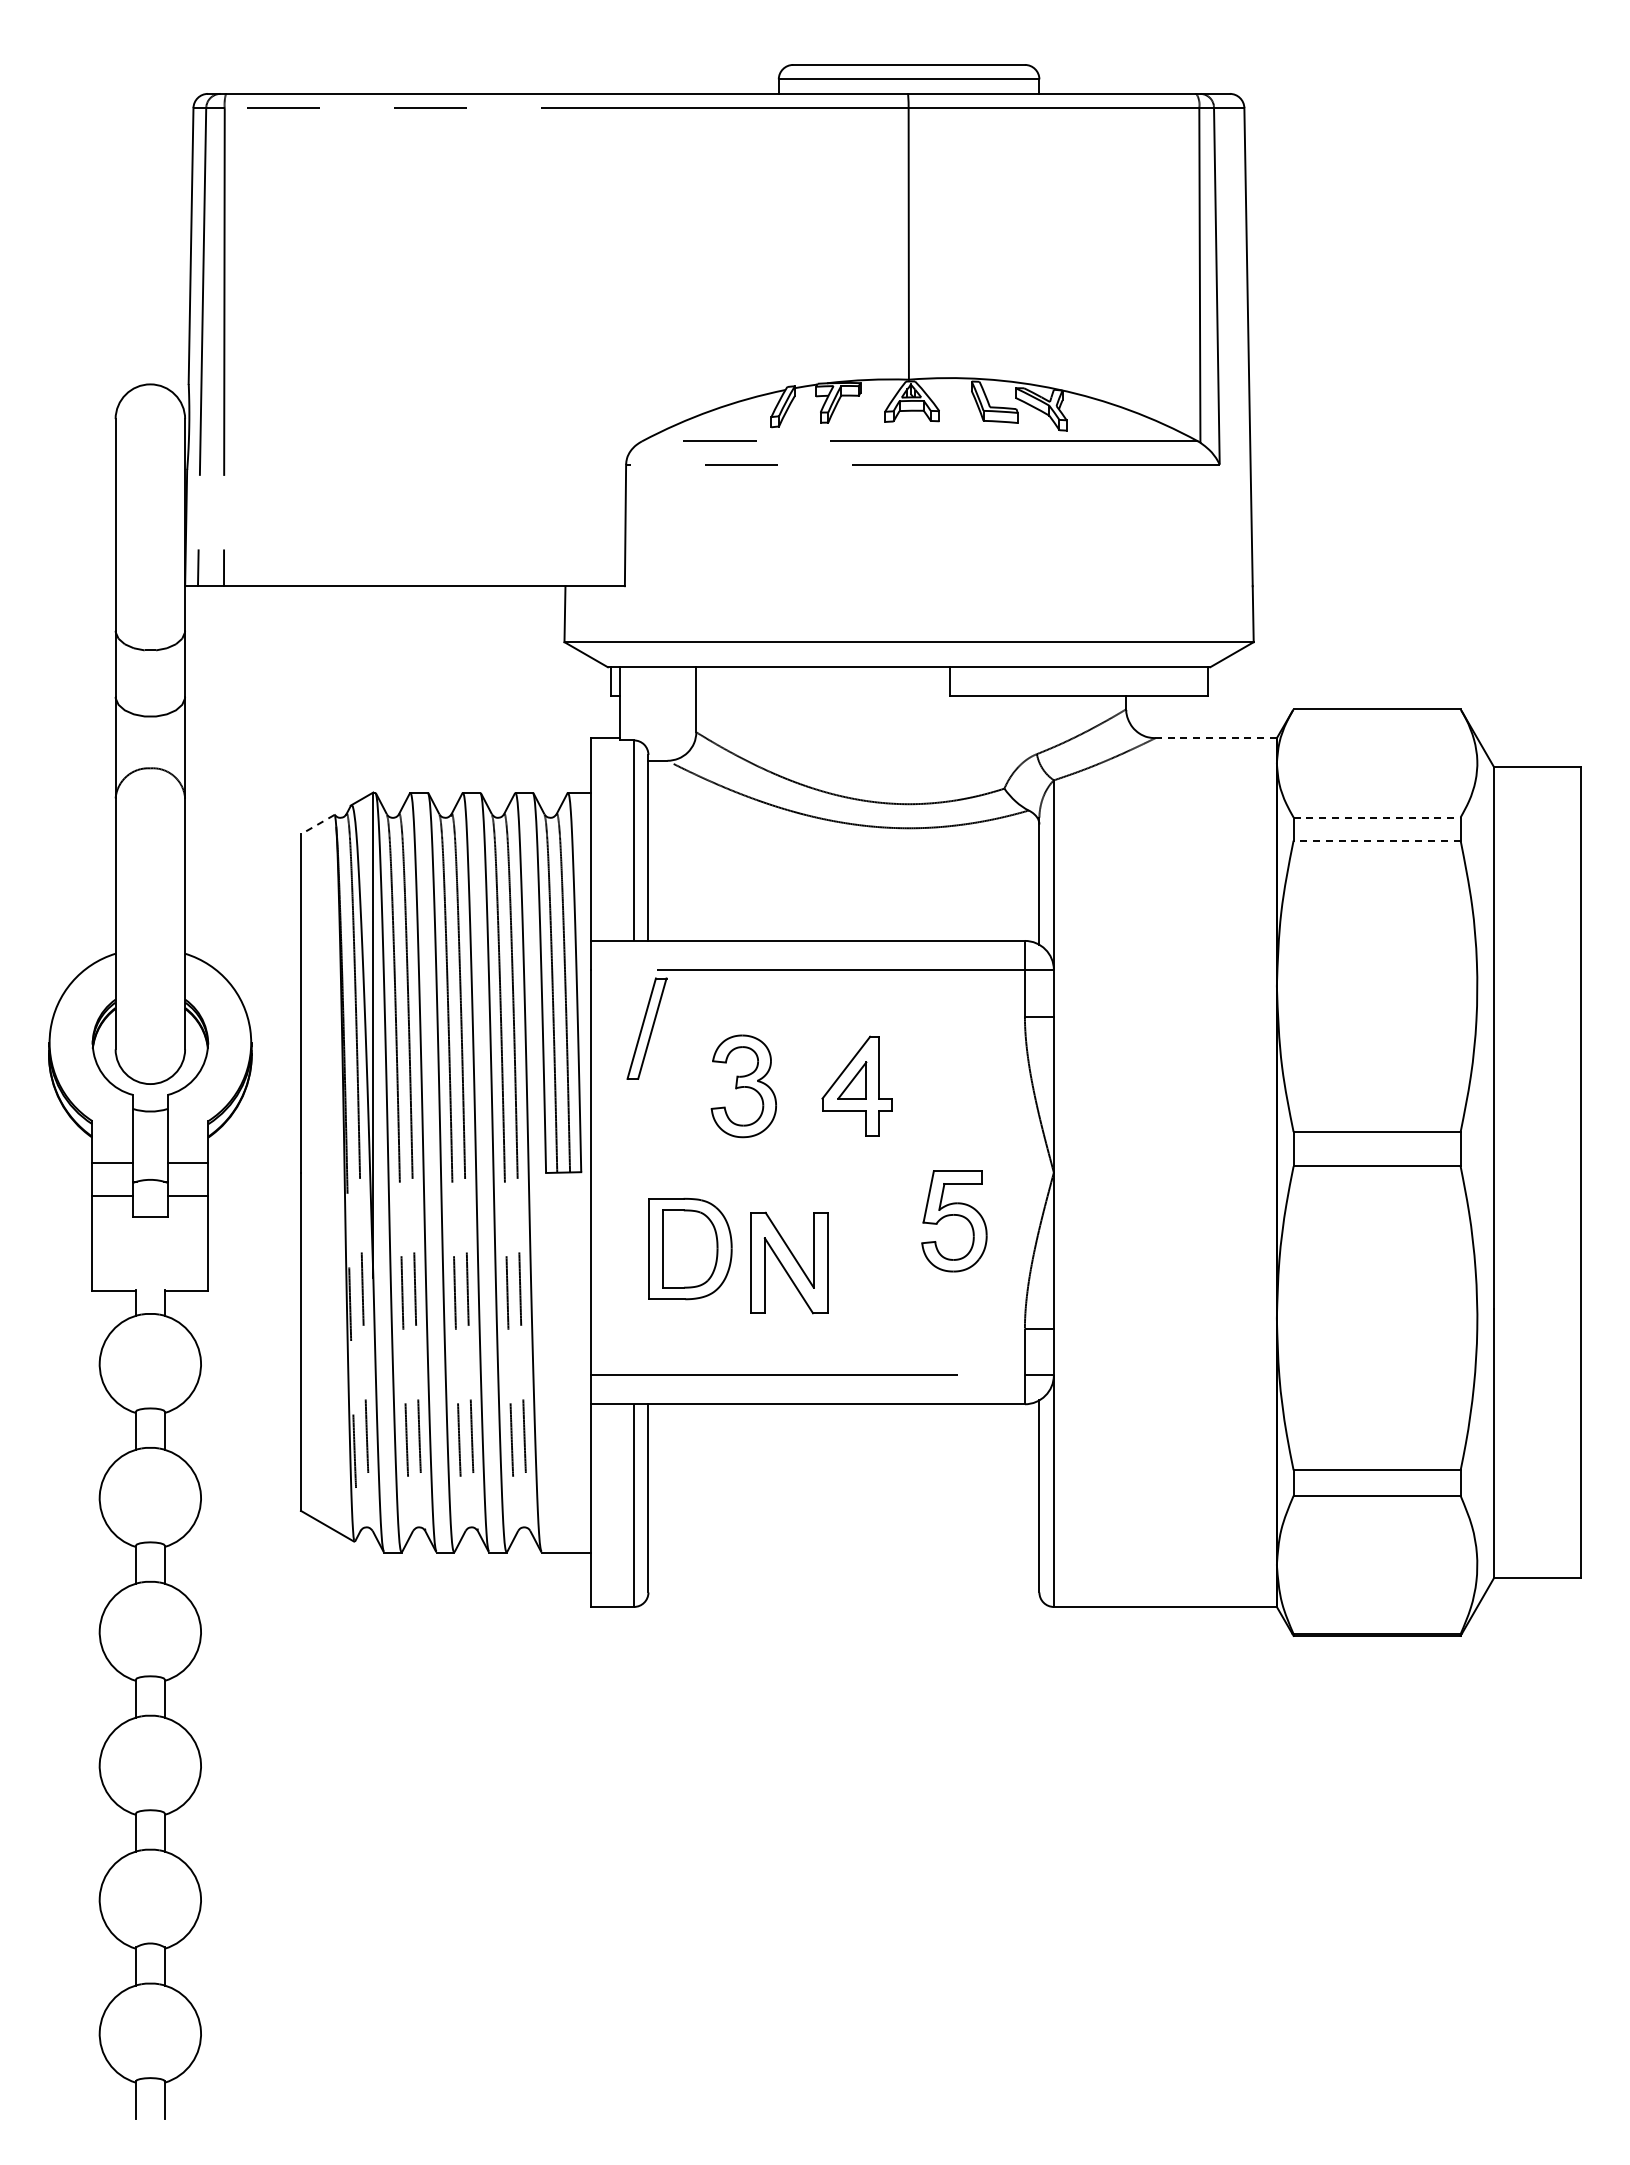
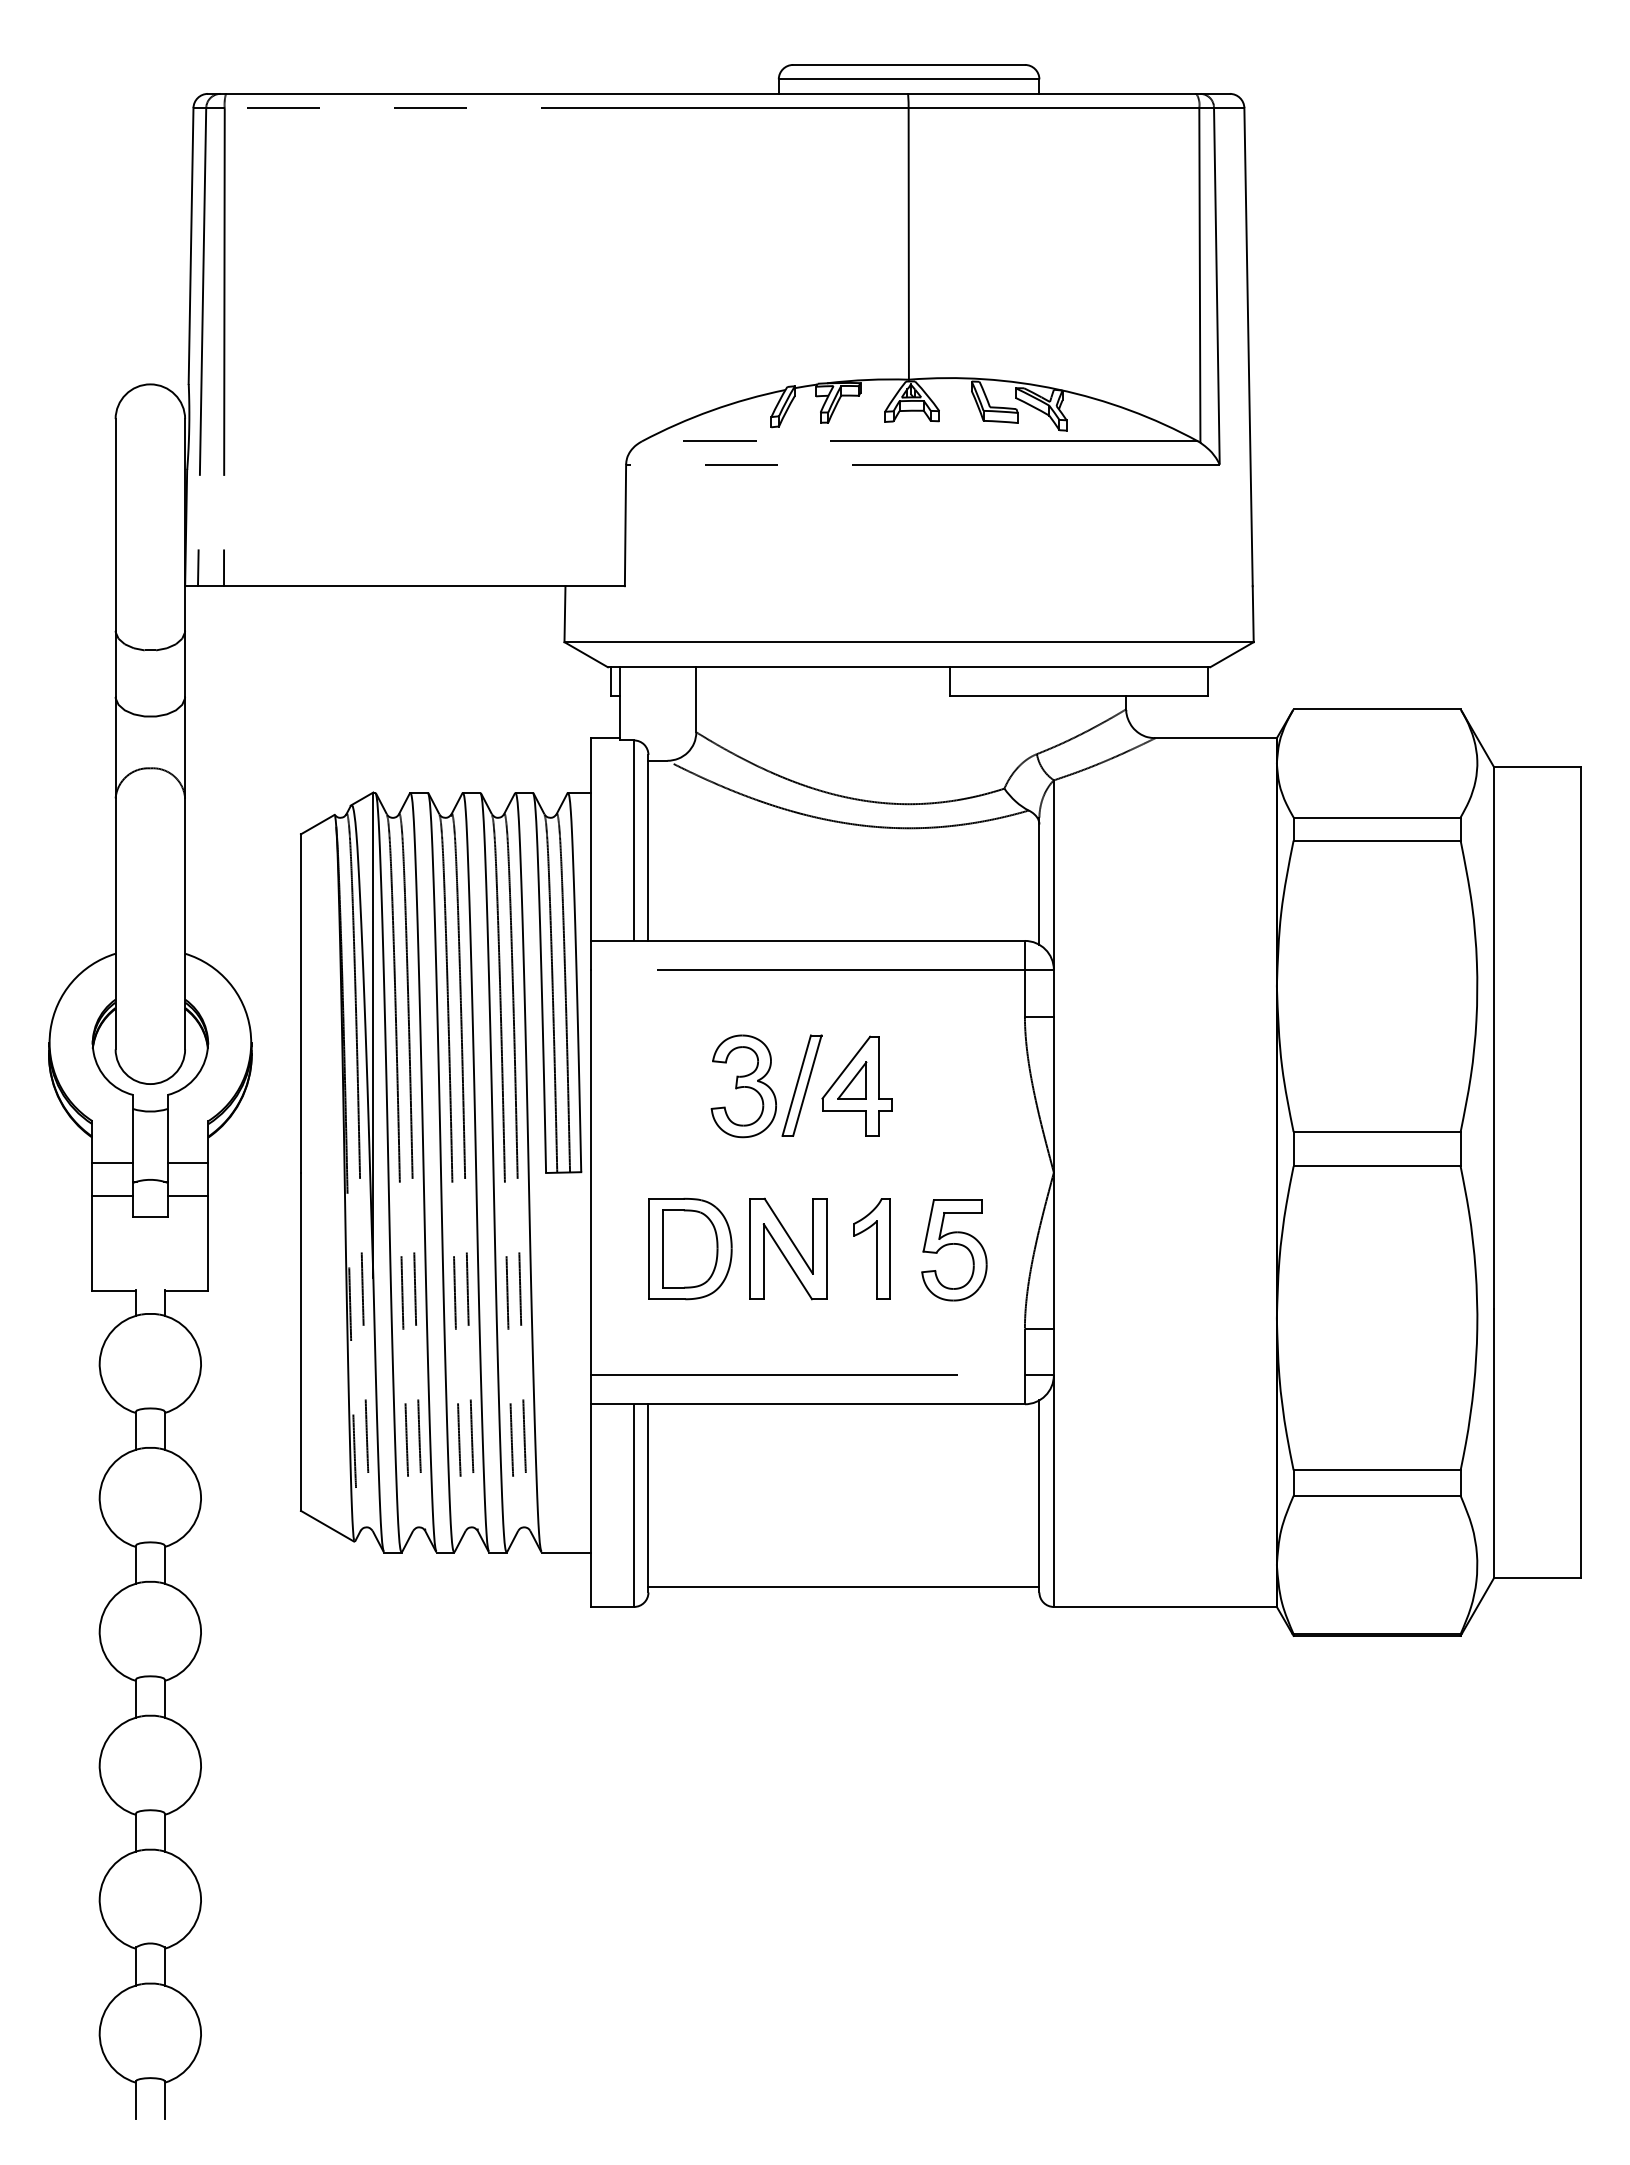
line: dashed -> solid (1216, 738)
line: dashed -> solid (1377, 817)
line: dashed -> solid (317, 824)
line: dashed -> solid (1377, 840)
part position: (646, 1028) -> (801, 1085) (801, 1085)
part position: (954, 1221) -> (954, 1250) (954, 1250)
part: none -> present (871, 1248)
part position: (789, 1262) -> (788, 1248) (788, 1248)
line: none -> present (843, 1586)
